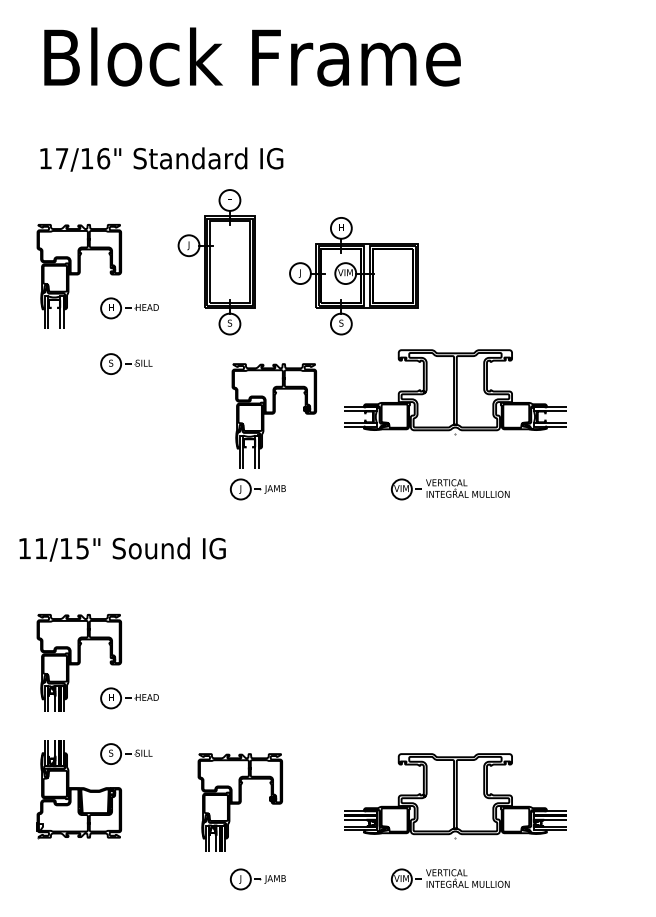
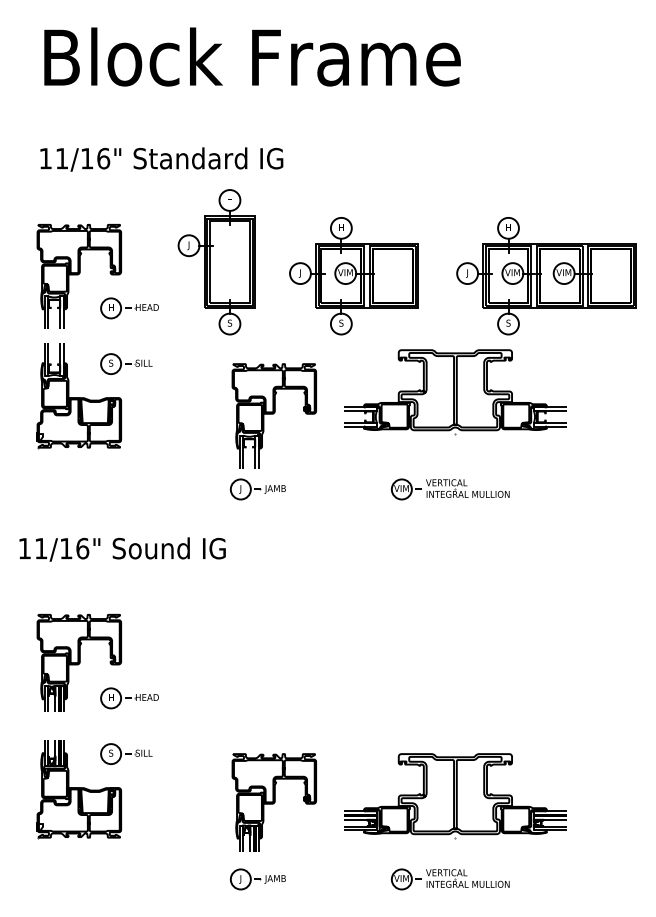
text: 17/16" -> 11/16" (62, 158)
part: none -> present (546, 276)
part: none -> present (78, 396)
text: 11/15" -> 11/16" (82, 548)
part position: (239, 802) -> (273, 802) (273, 802)
